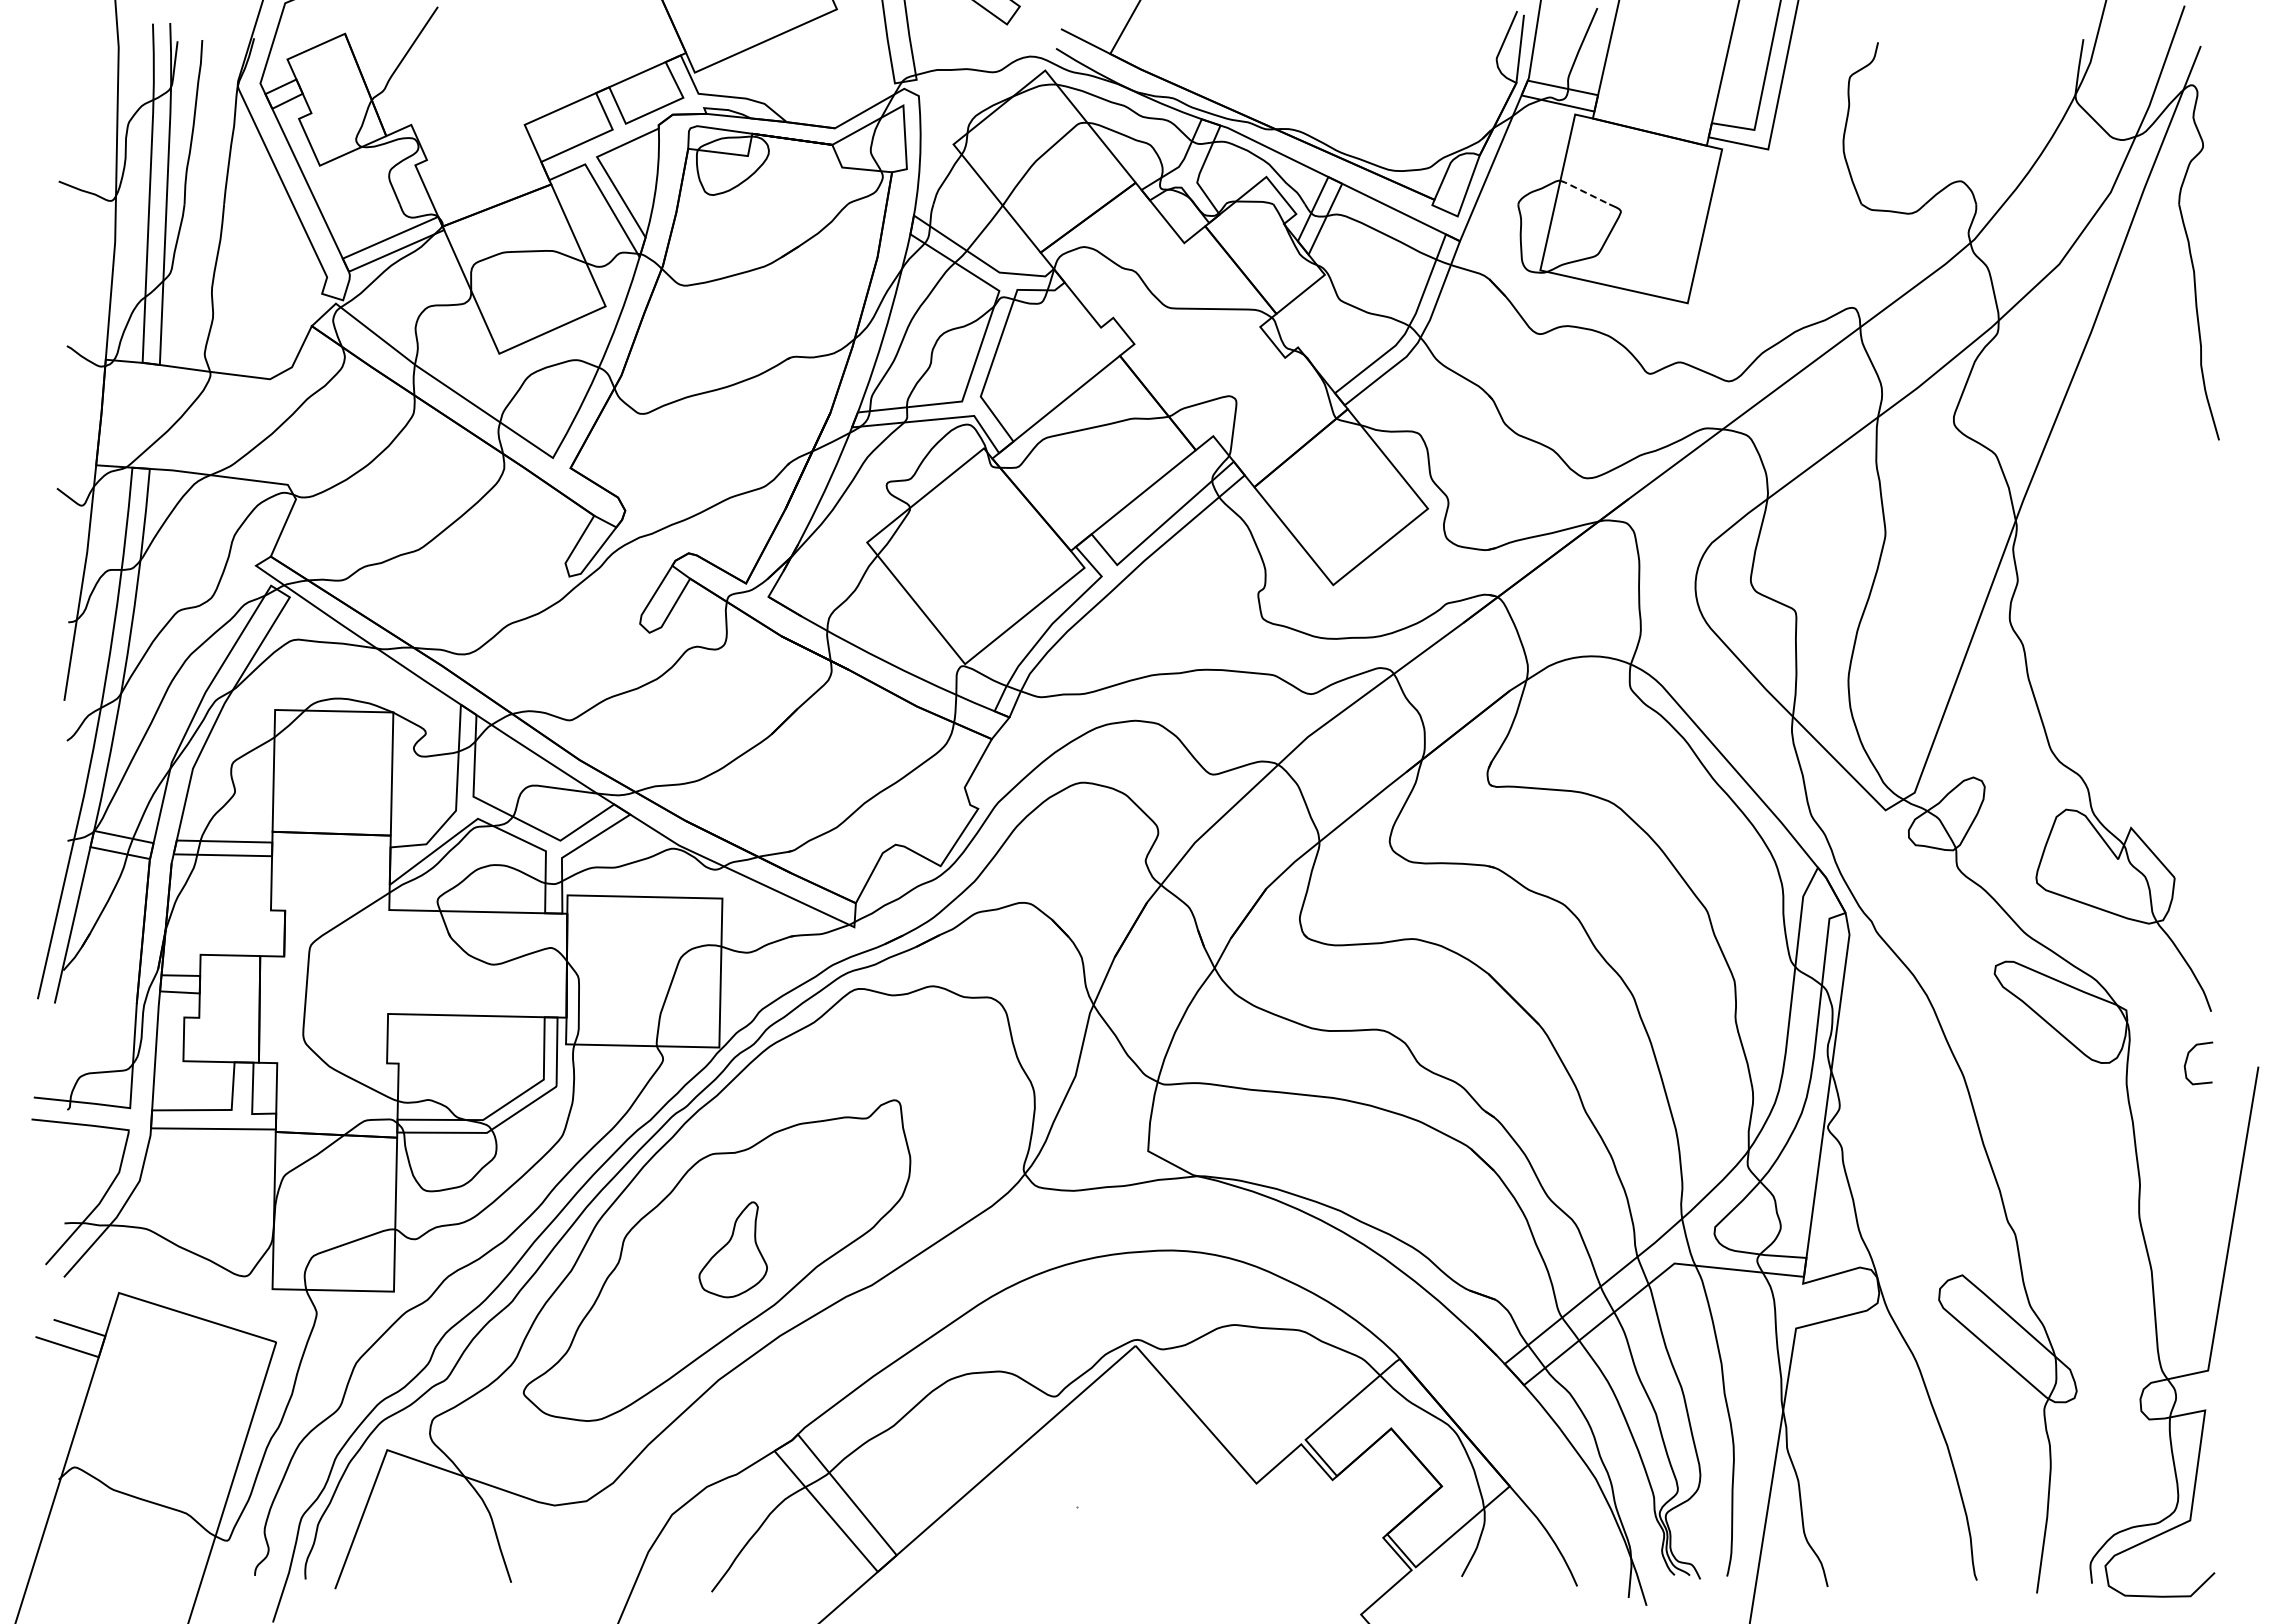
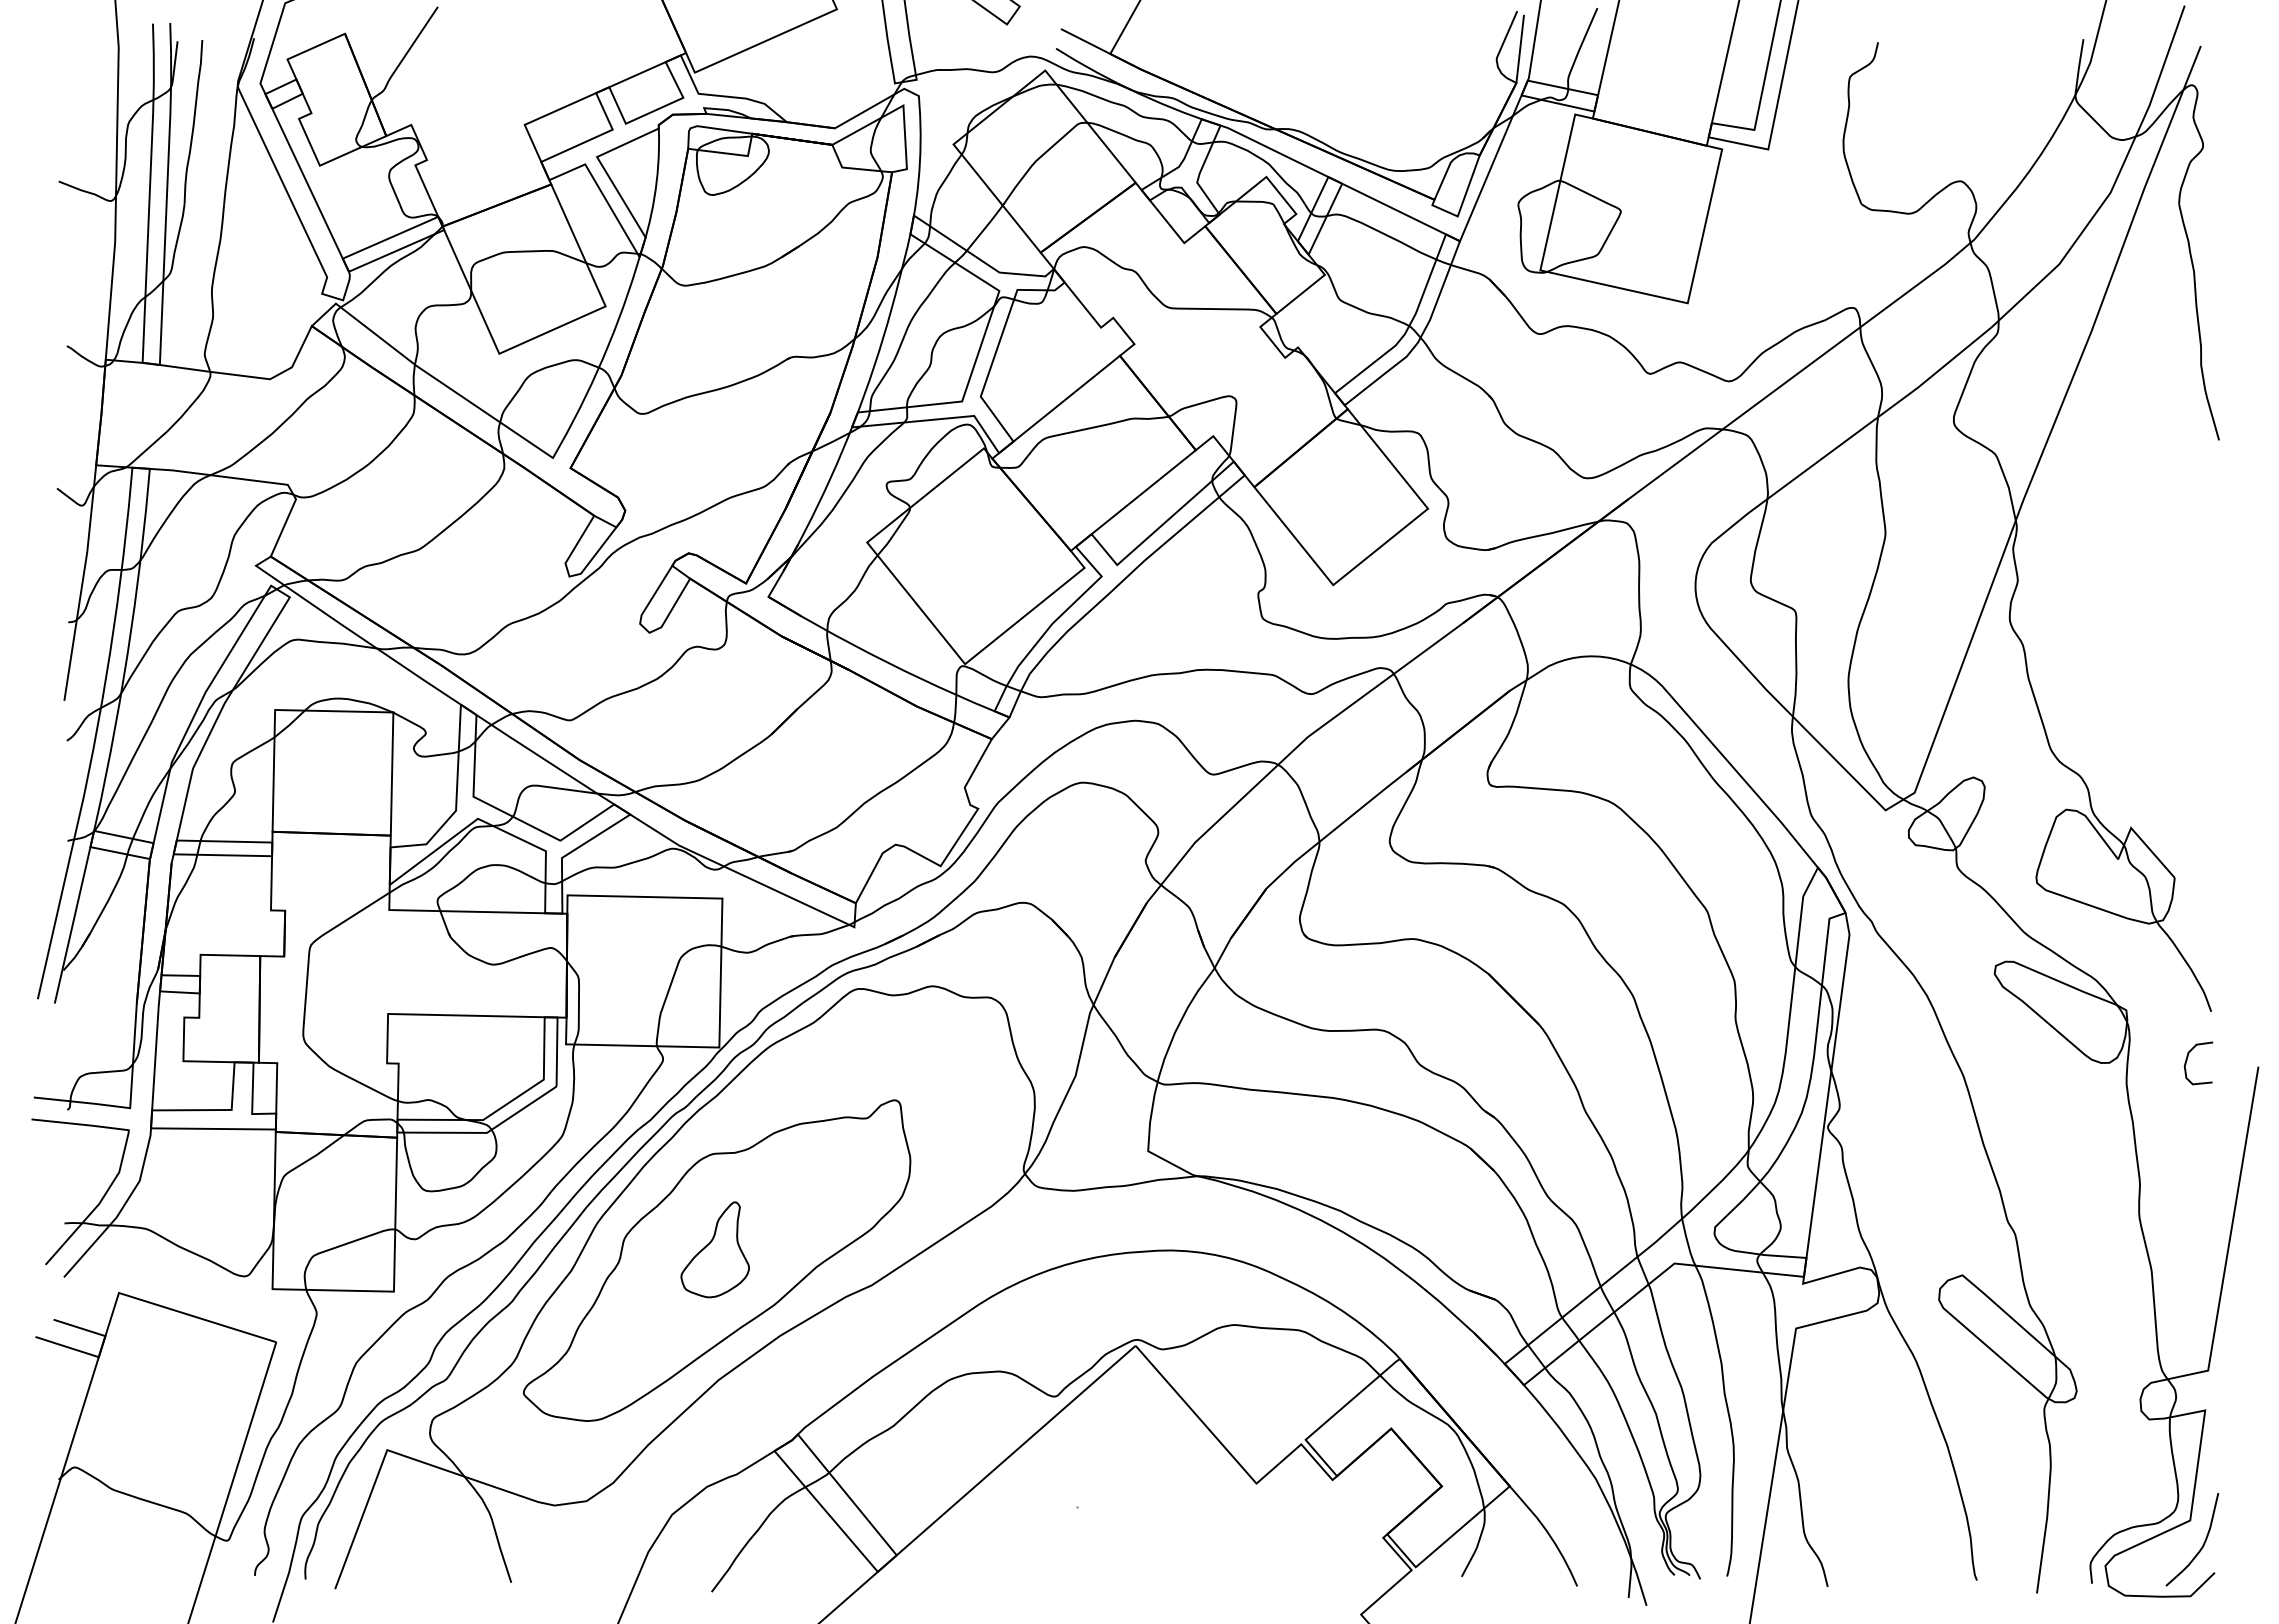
line: dashed -> solid (1584, 192)
part position: (732, 1249) -> (714, 1249) (714, 1249)
curve: none -> present (2202, 1544)
